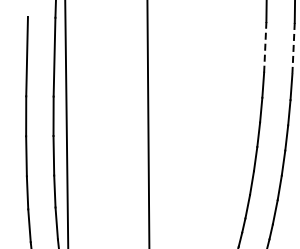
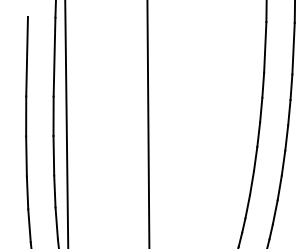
line: dashed -> solid (265, 46)
line: dashed -> solid (293, 48)
